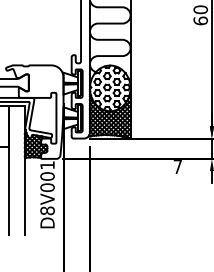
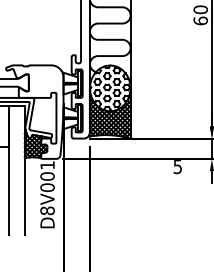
text: 7 -> 5 (177, 167)
